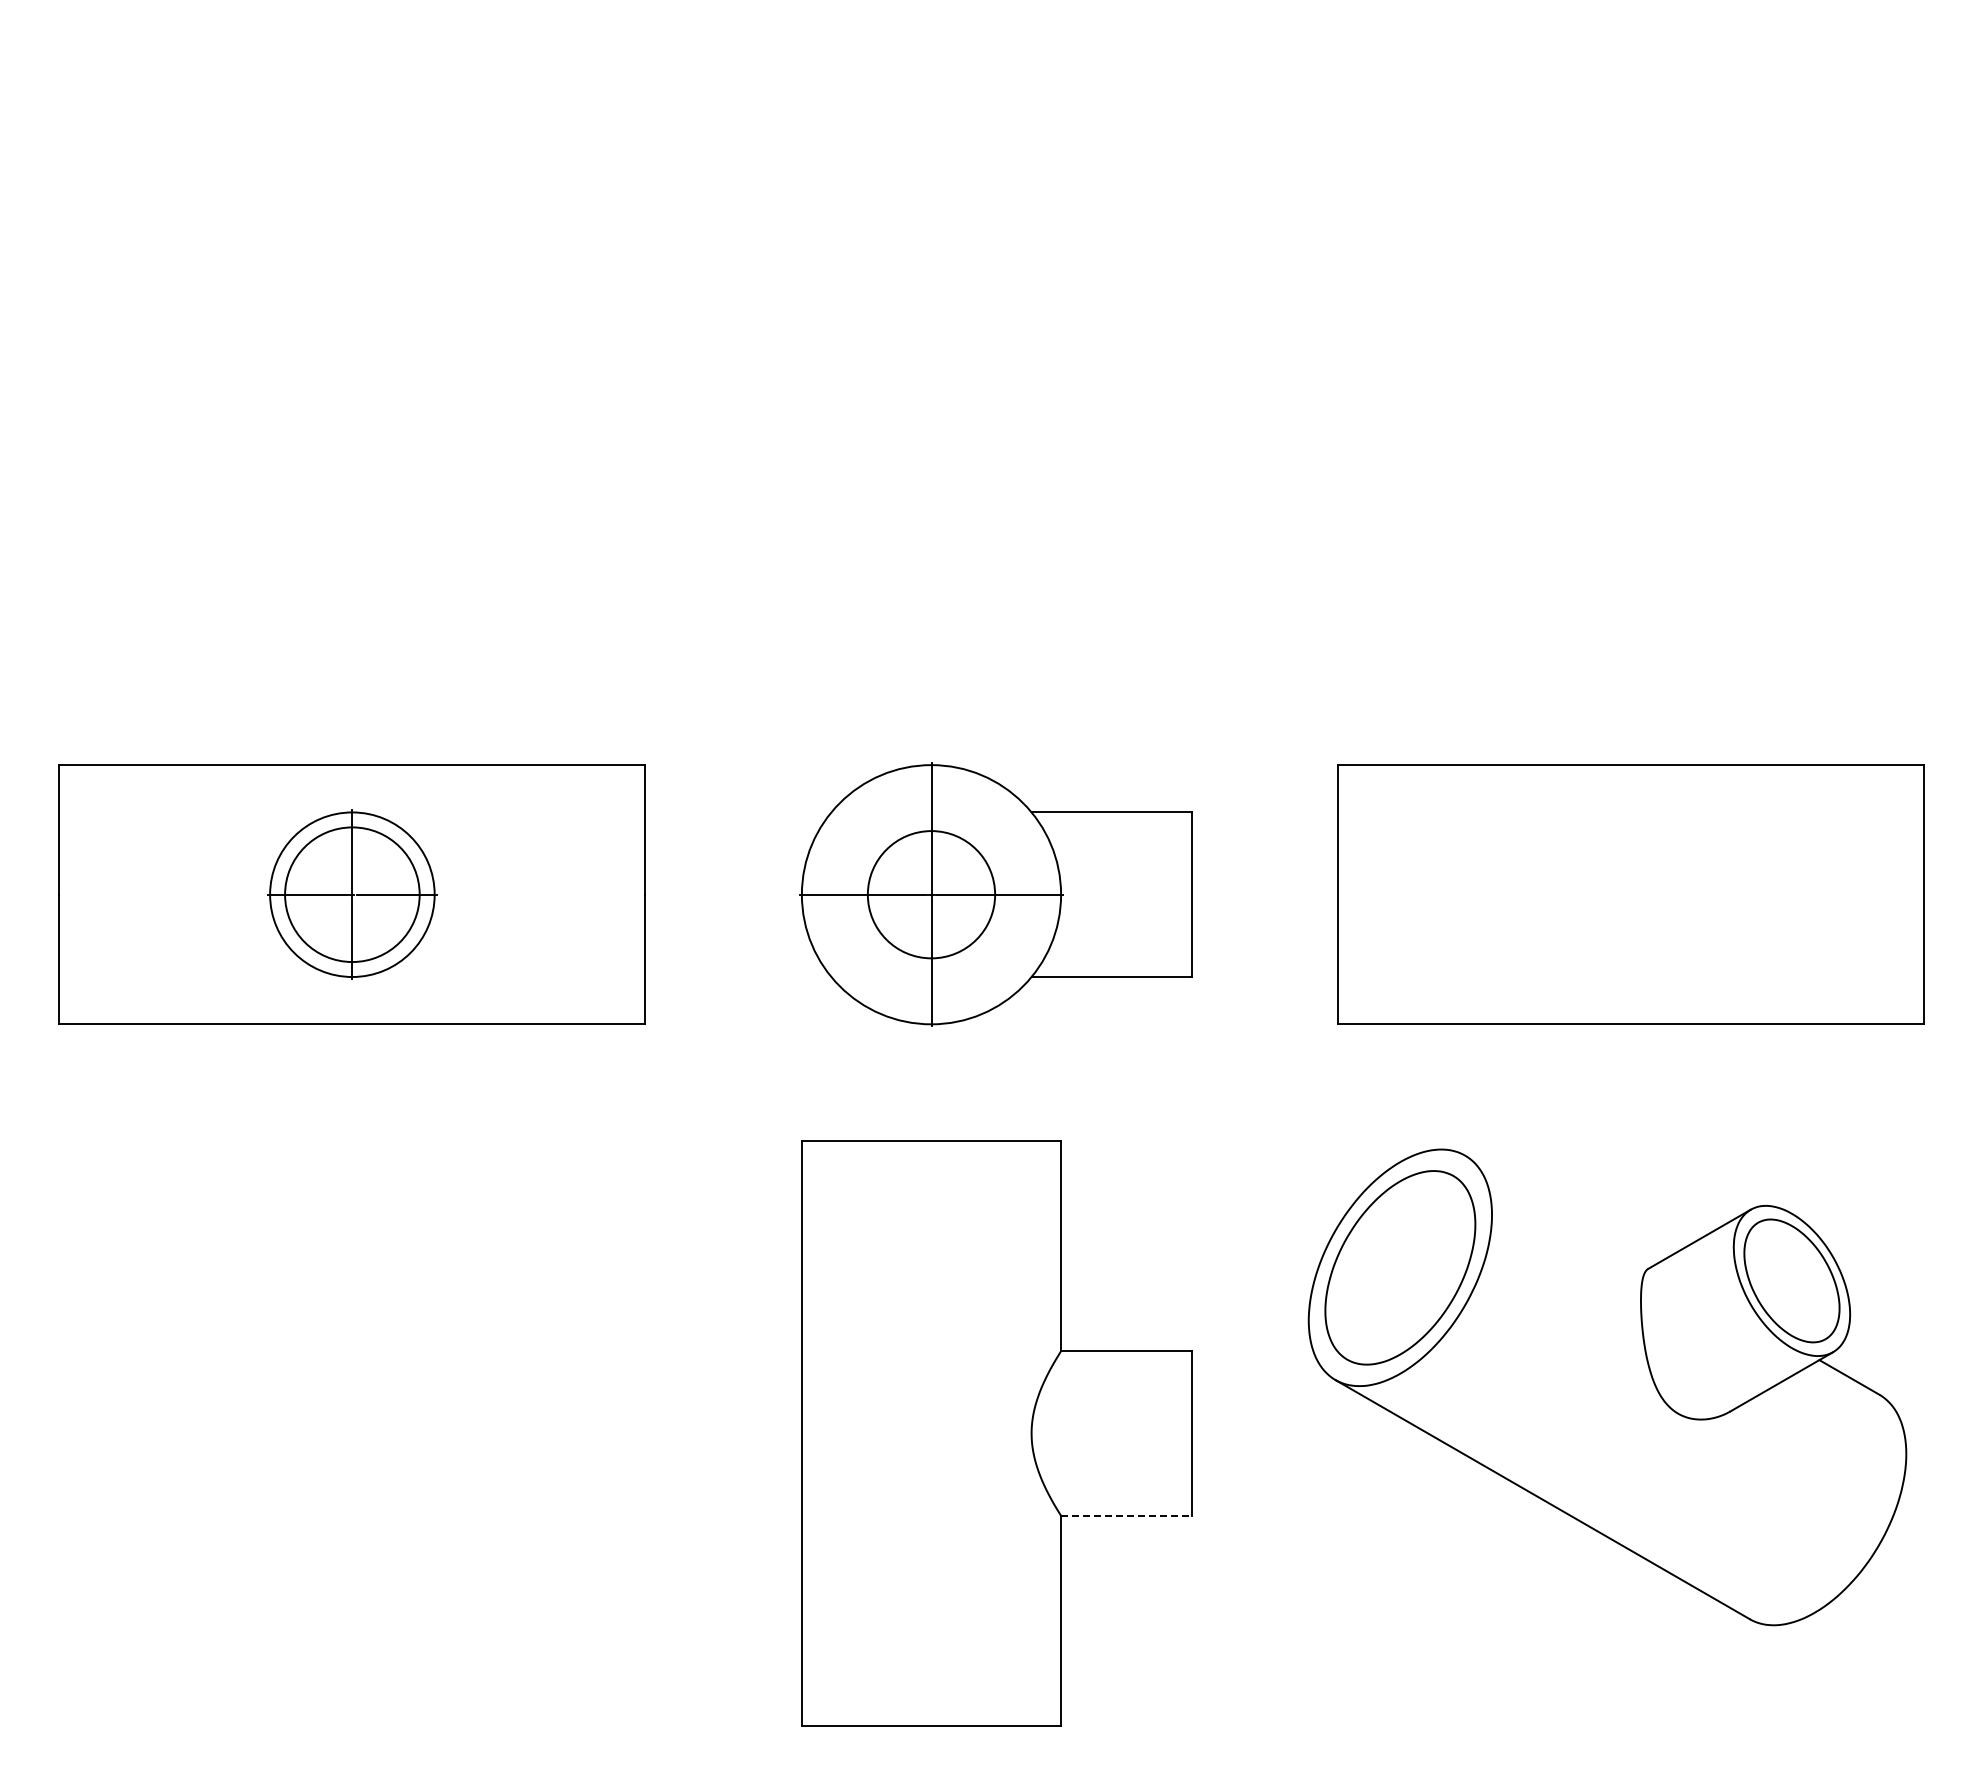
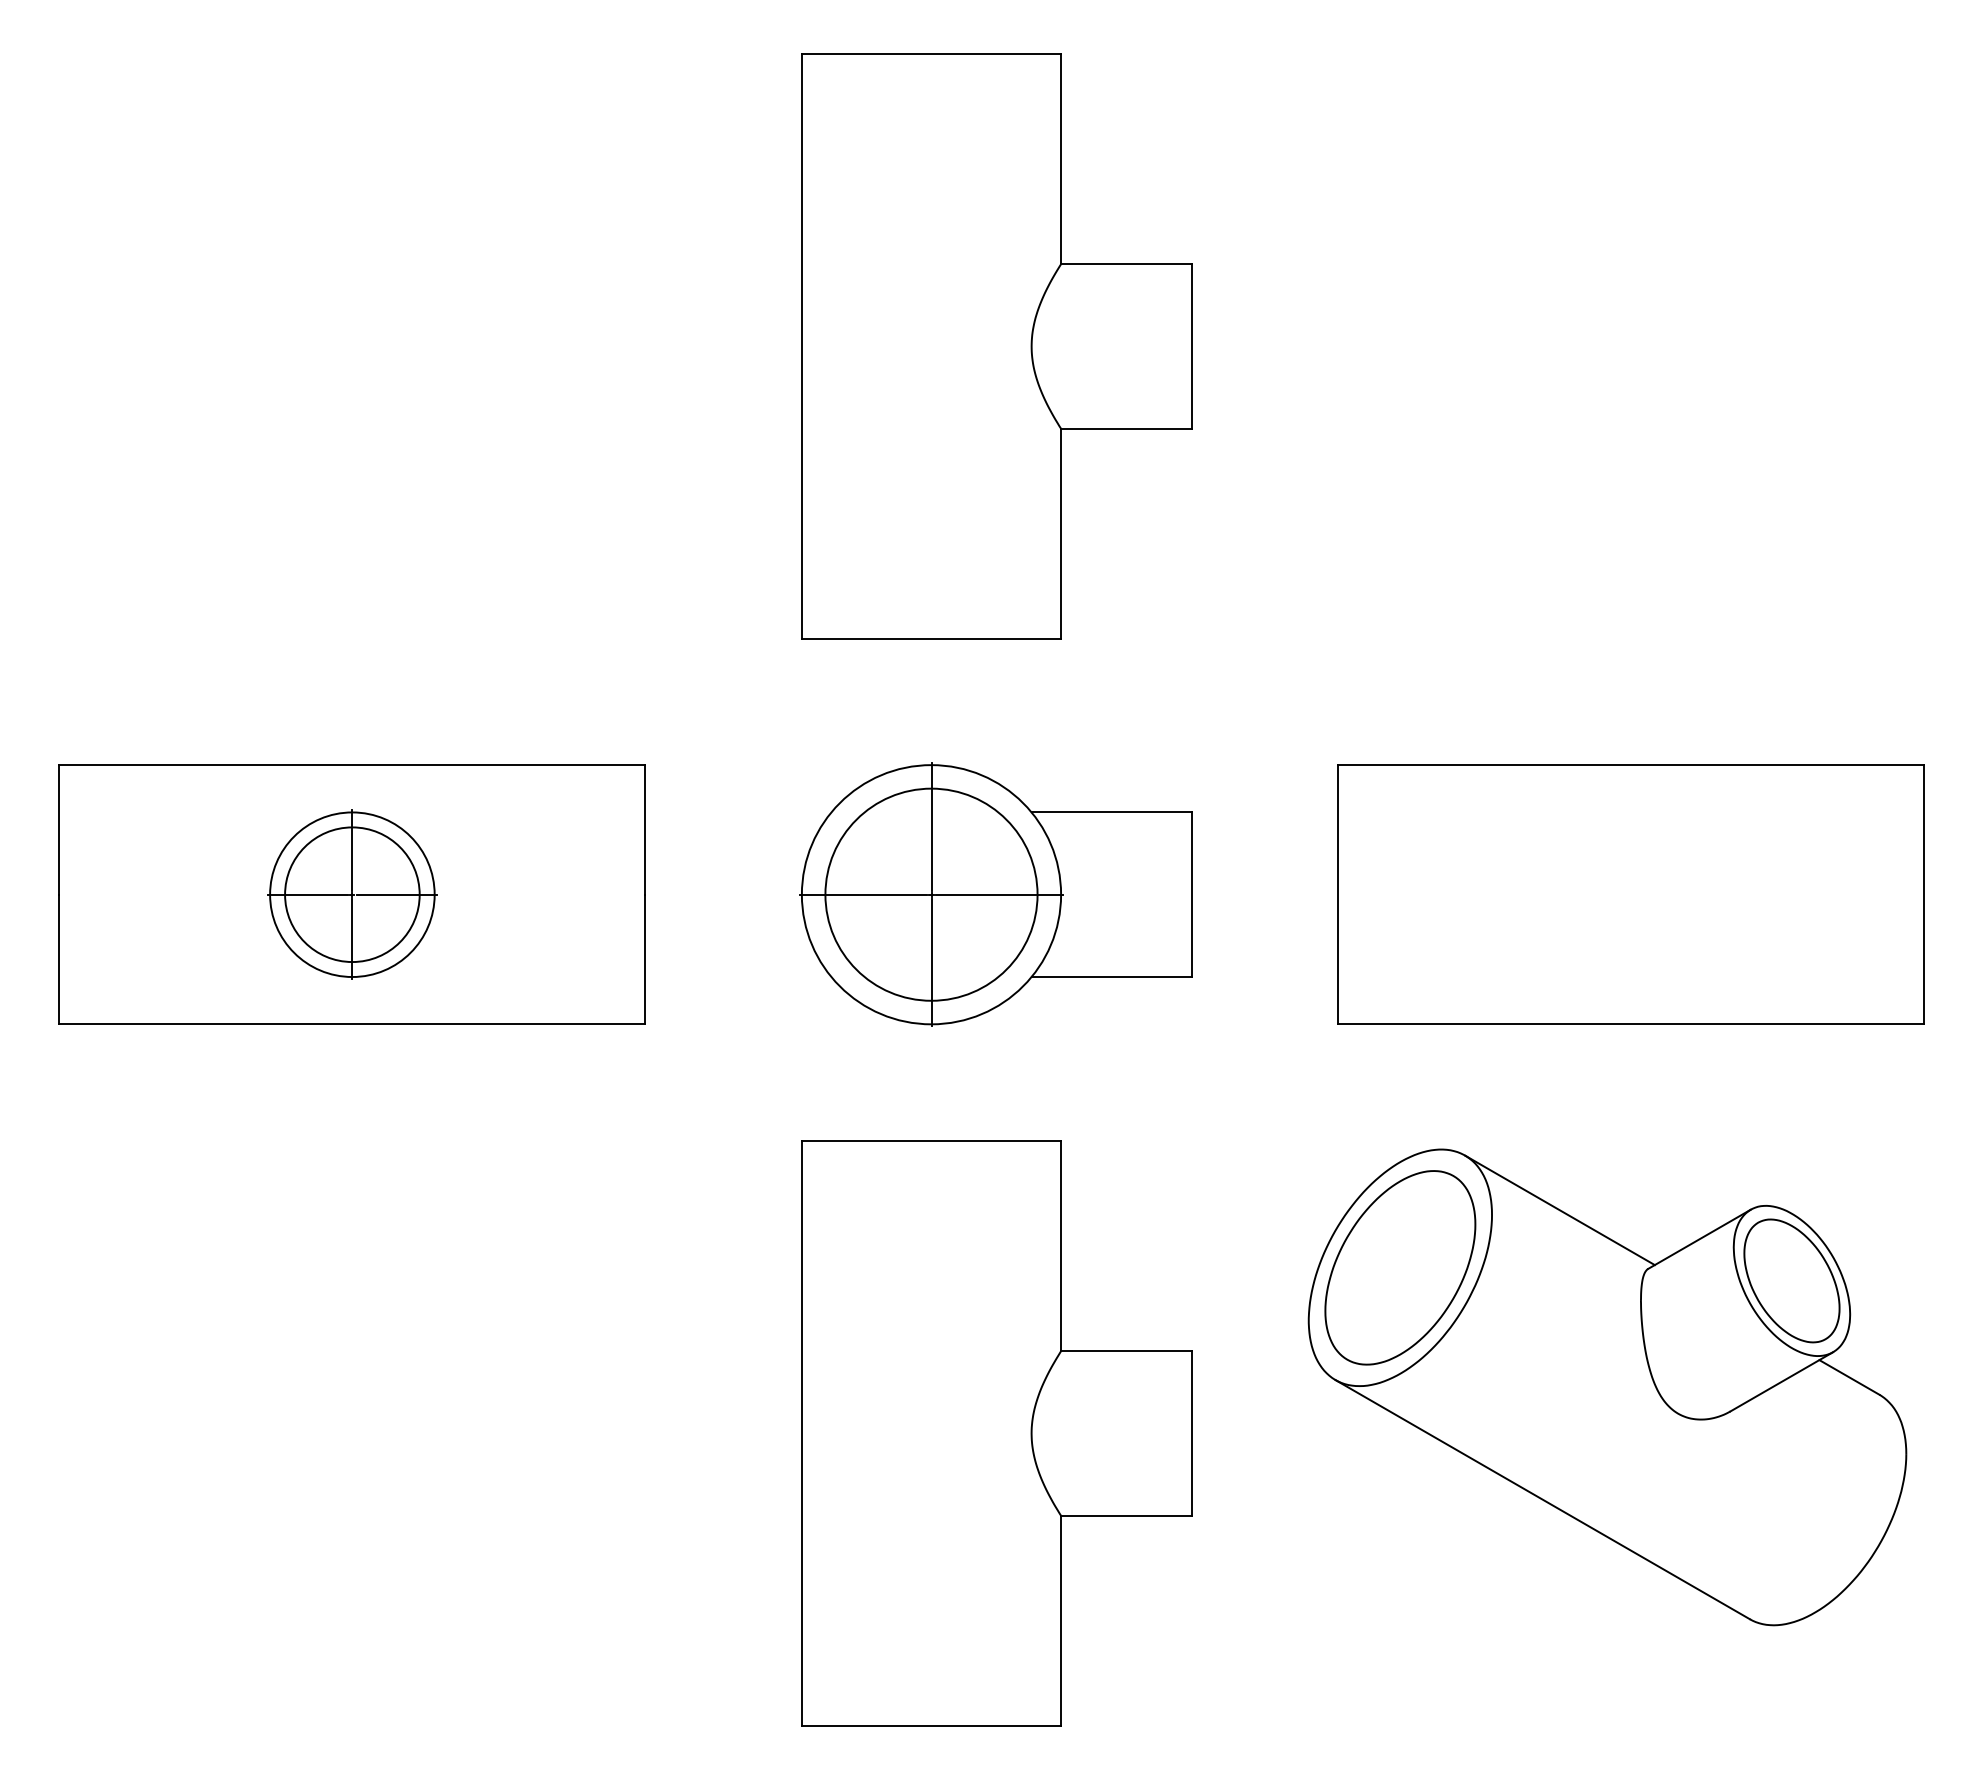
part: none -> present (996, 346)
circle diameter: 127 px -> 212 px (931, 894)
line: none -> present (1559, 1210)
line: dashed -> solid (1126, 1515)
